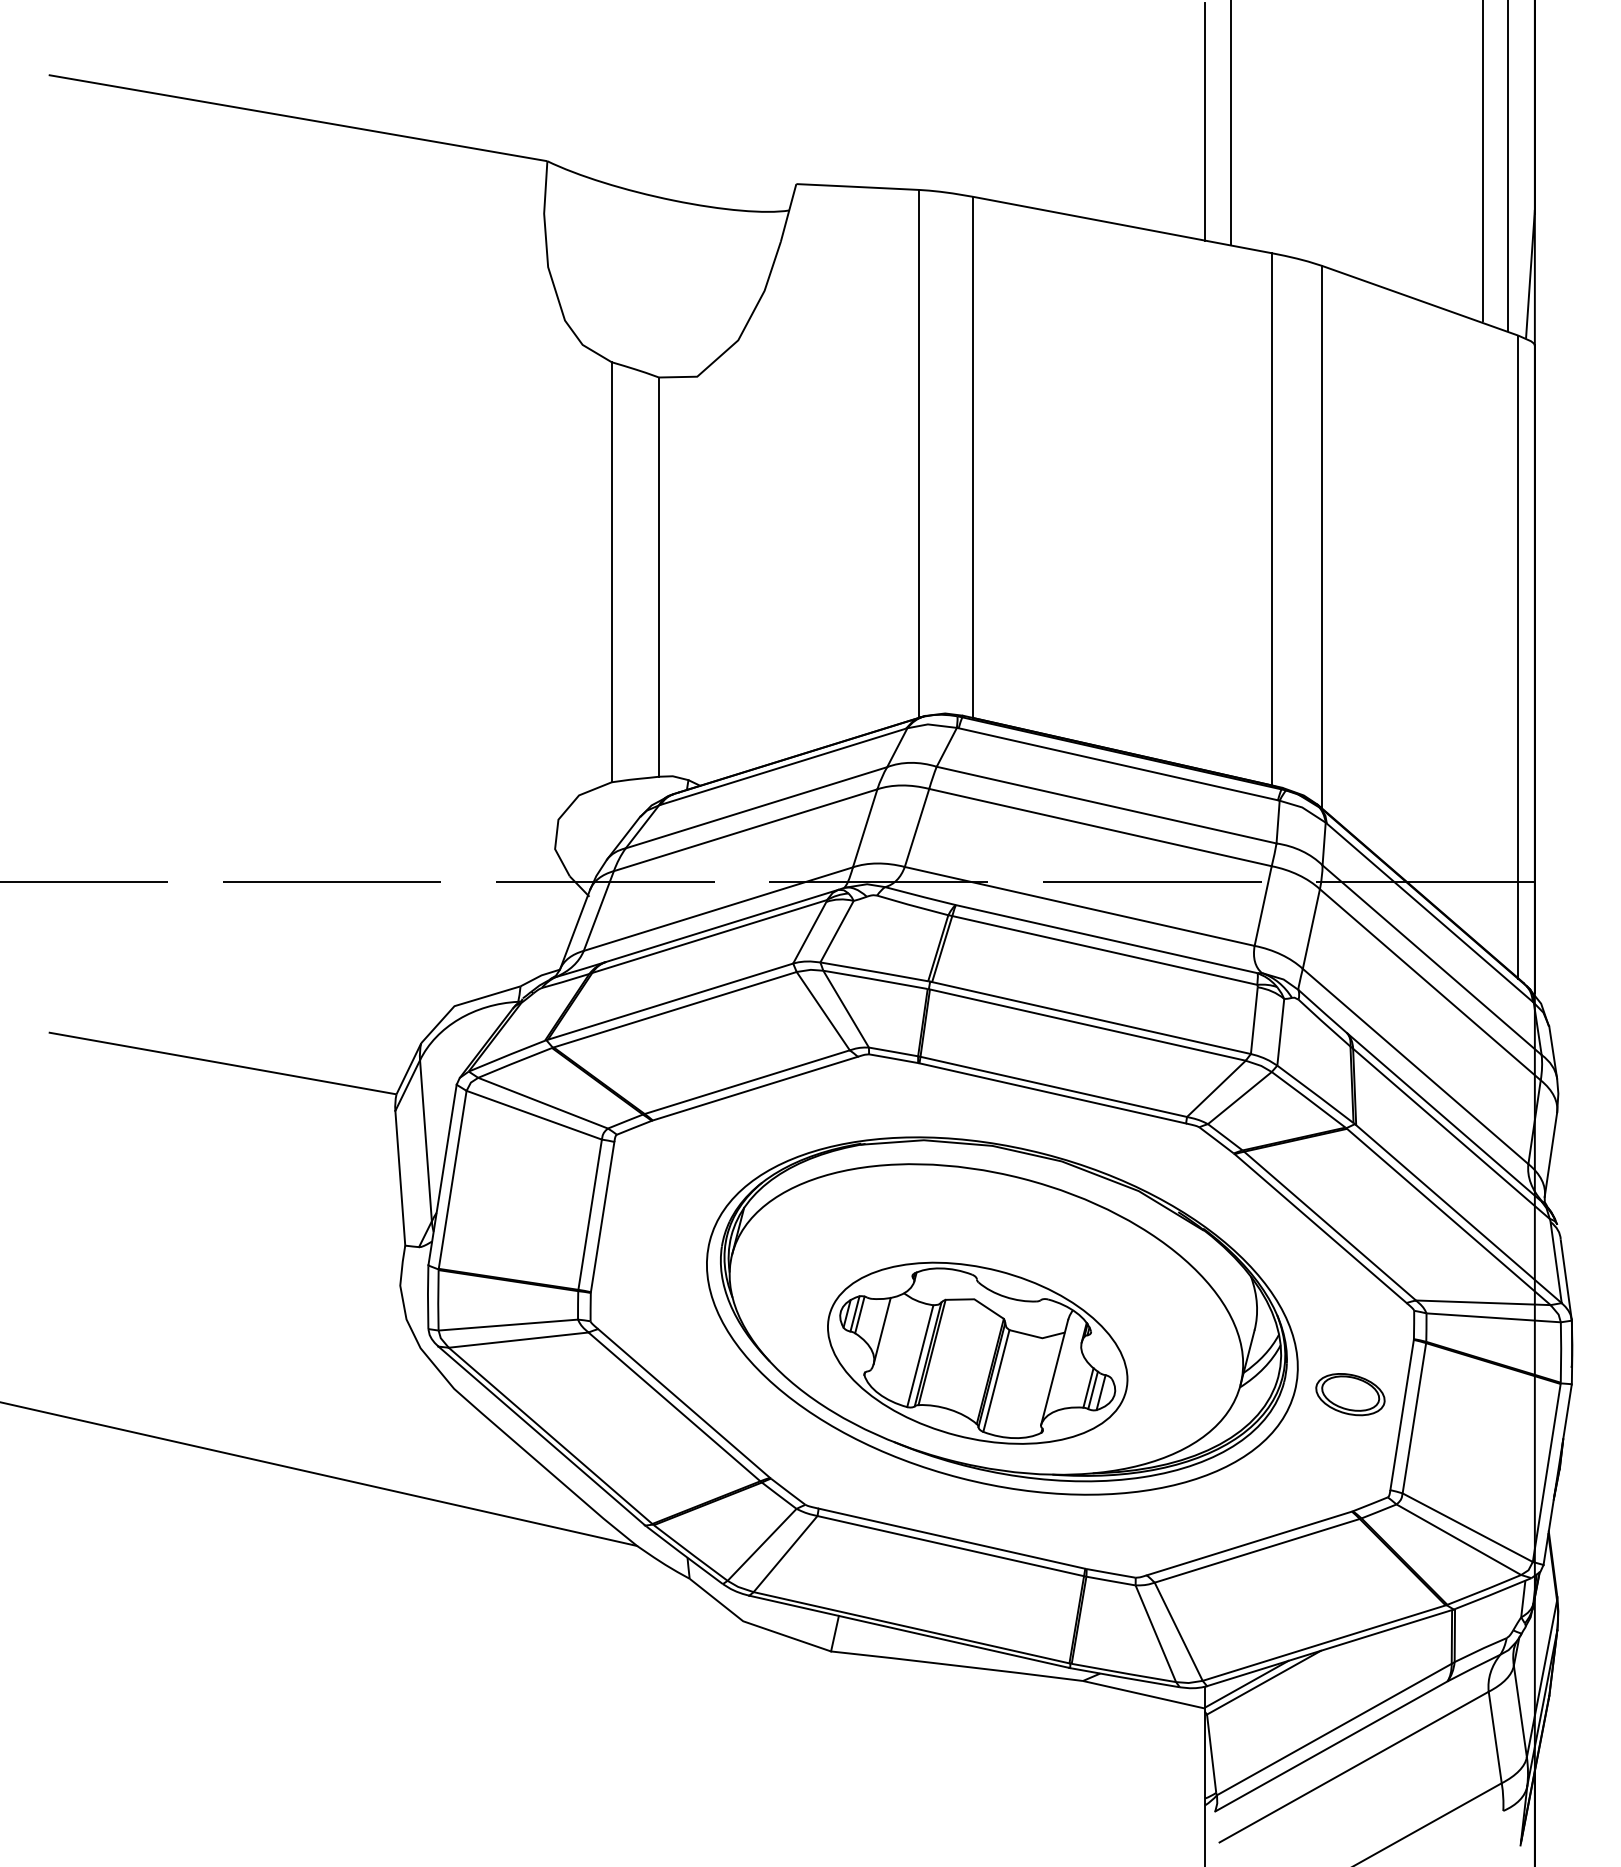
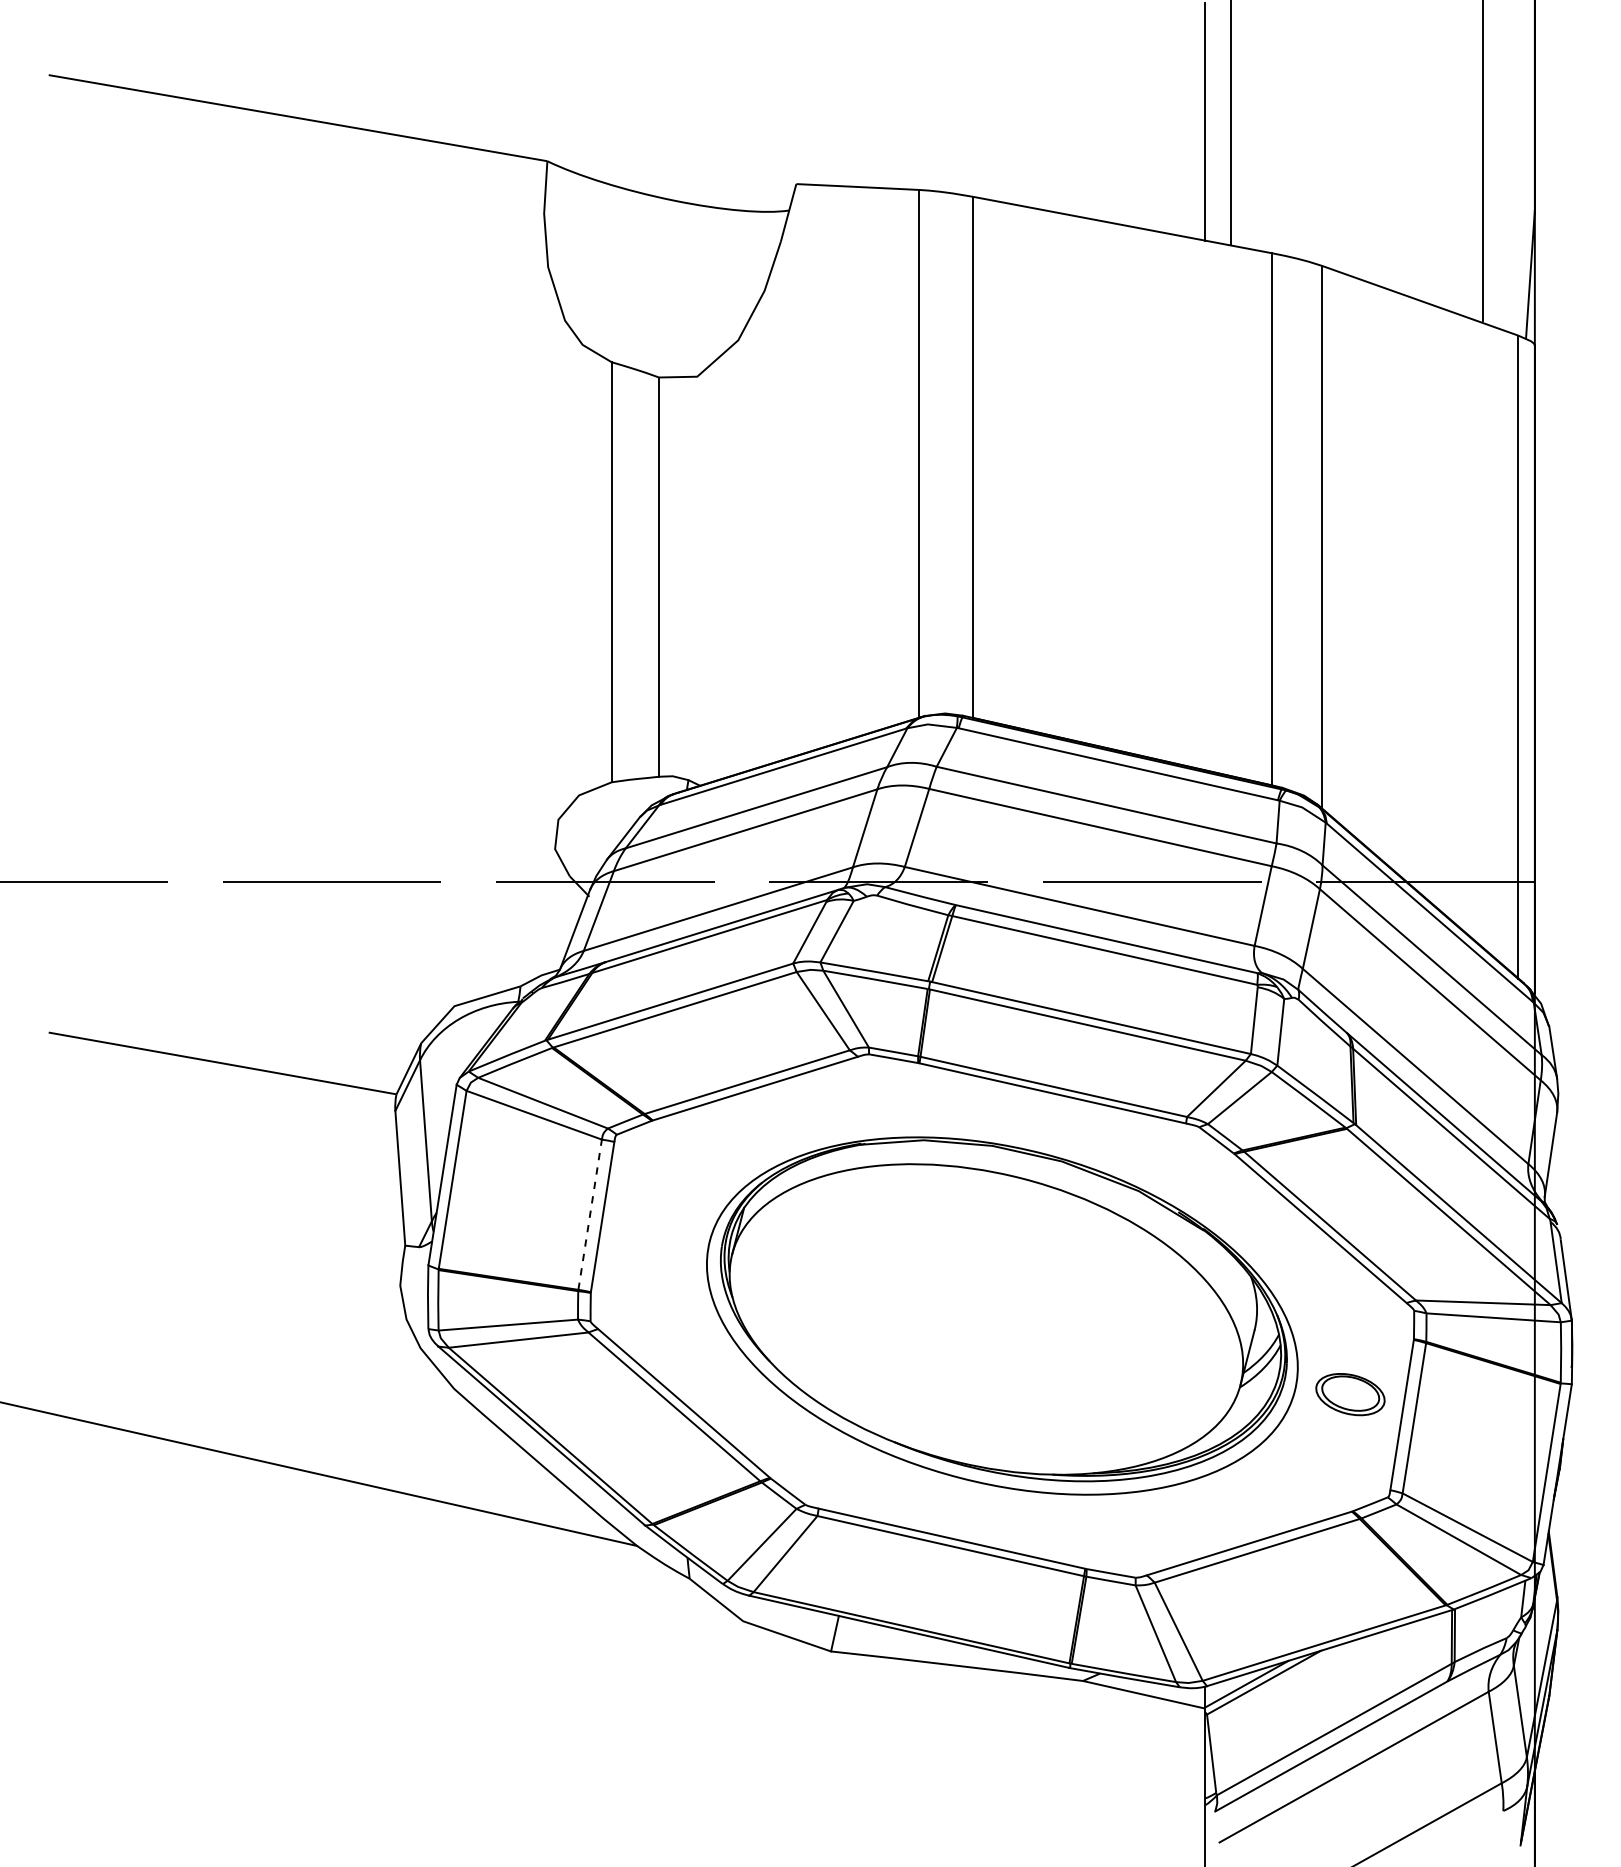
line: present -> none (1507, 166)
line: solid -> dashed (590, 1214)
part: present -> none (977, 1352)
